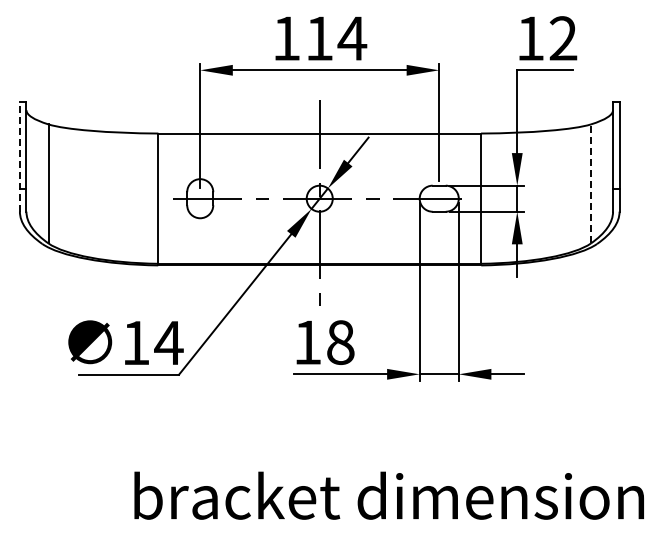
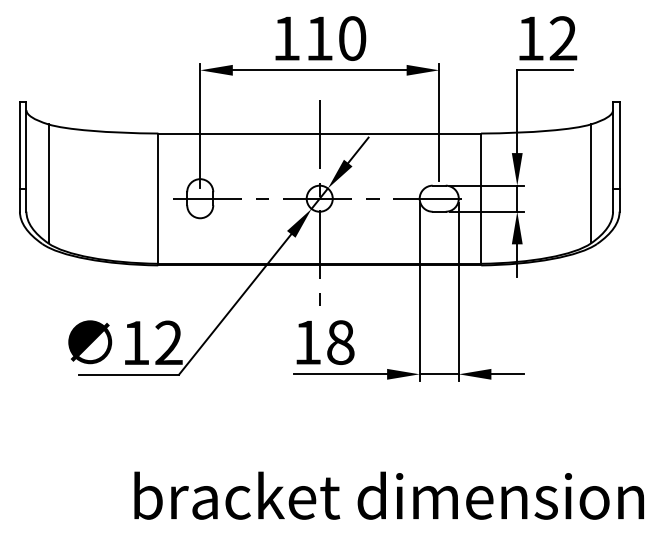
text: 114 -> 110 (352, 38)
line: dashed -> solid (19, 156)
line: dashed -> solid (590, 183)
text: 14 -> 12 (168, 342)
